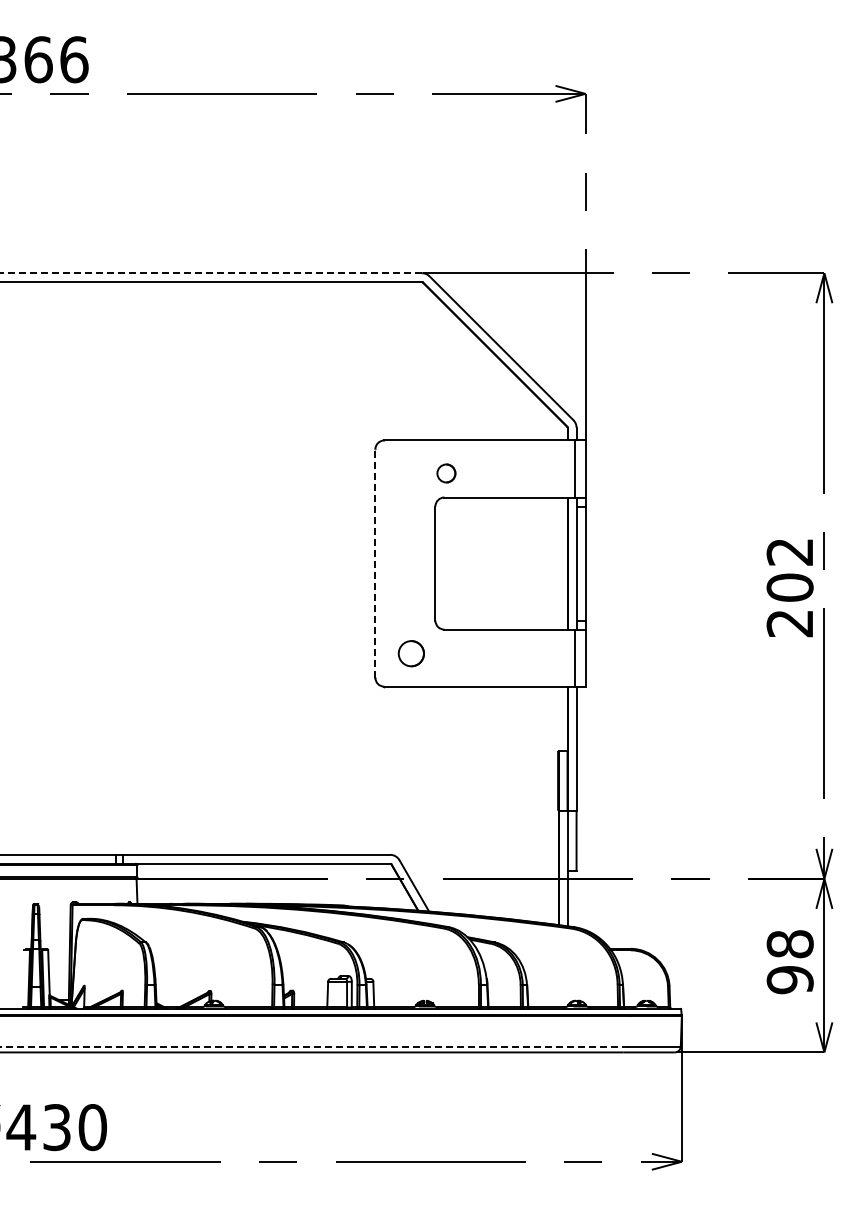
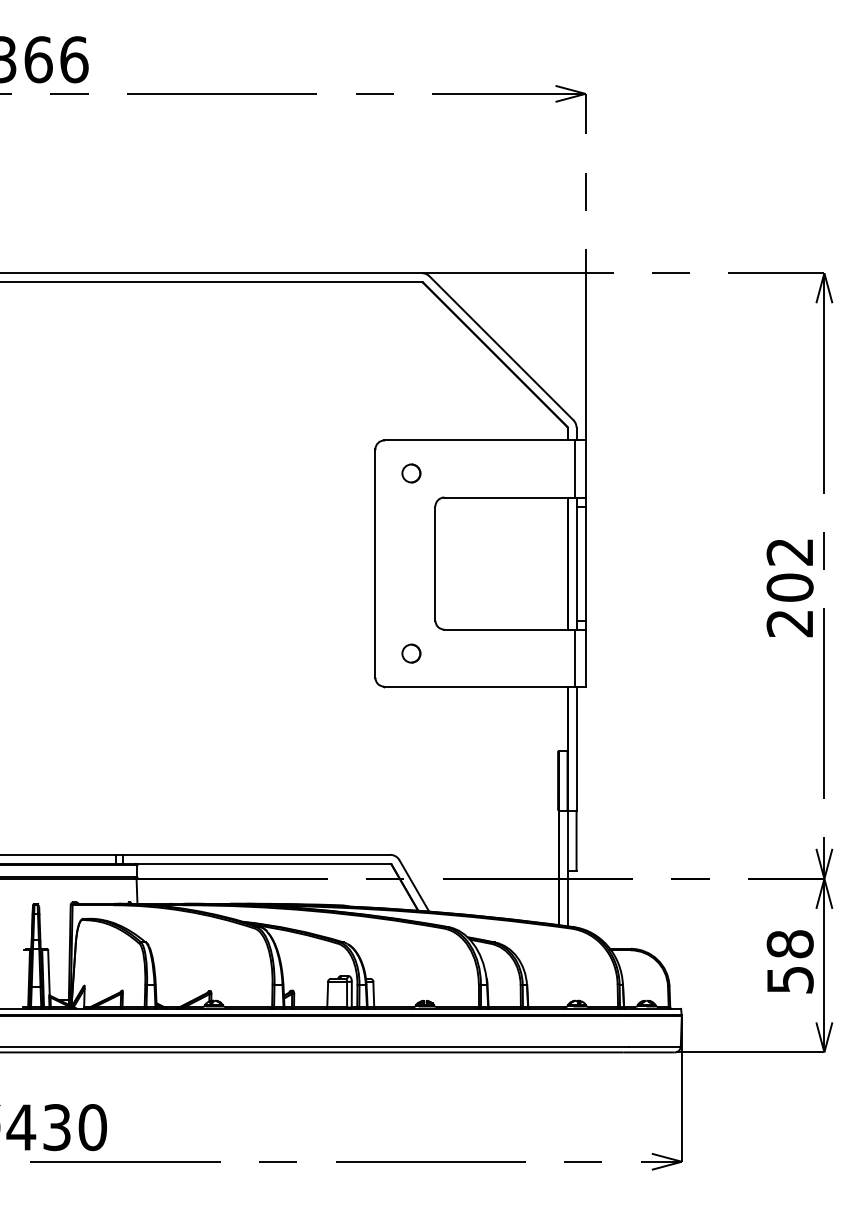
line: dashed -> solid (211, 273)
circle position: (446, 473) -> (411, 473) (411, 473)
line: dashed -> solid (375, 563)
circle size: 28x28 px -> 21x21 px (411, 653)
text: 98 -> 58 (789, 980)
line: dashed -> solid (313, 1046)
